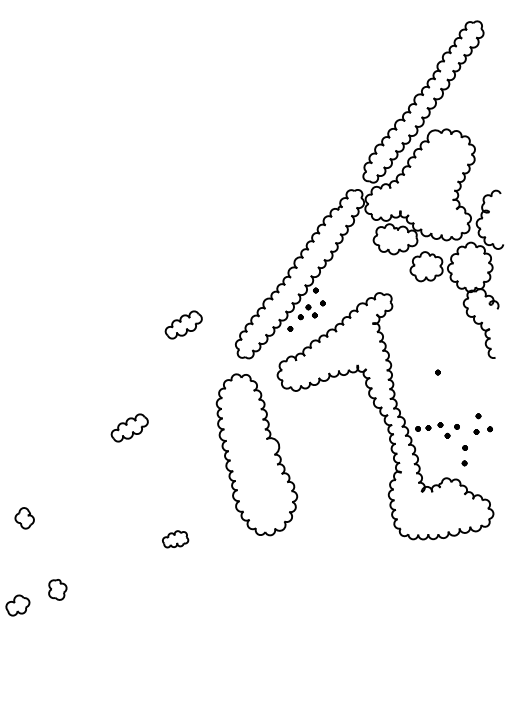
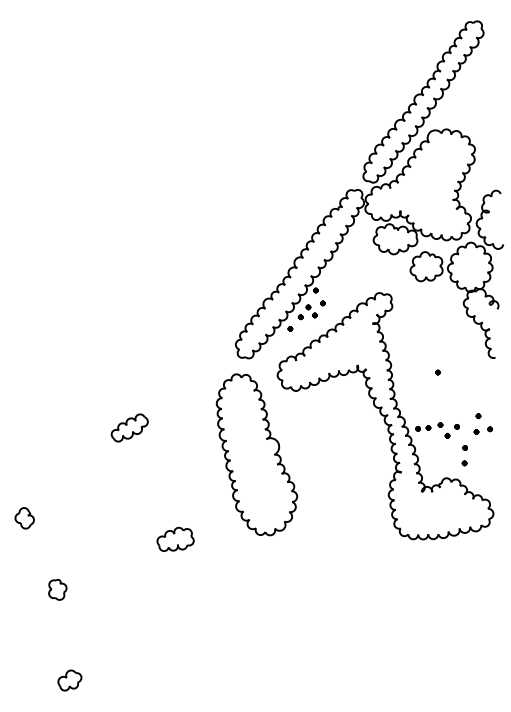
part: present -> none (183, 324)
part size: 28x19 px -> 39x26 px (175, 538)
part position: (17, 605) -> (69, 680) (69, 680)
